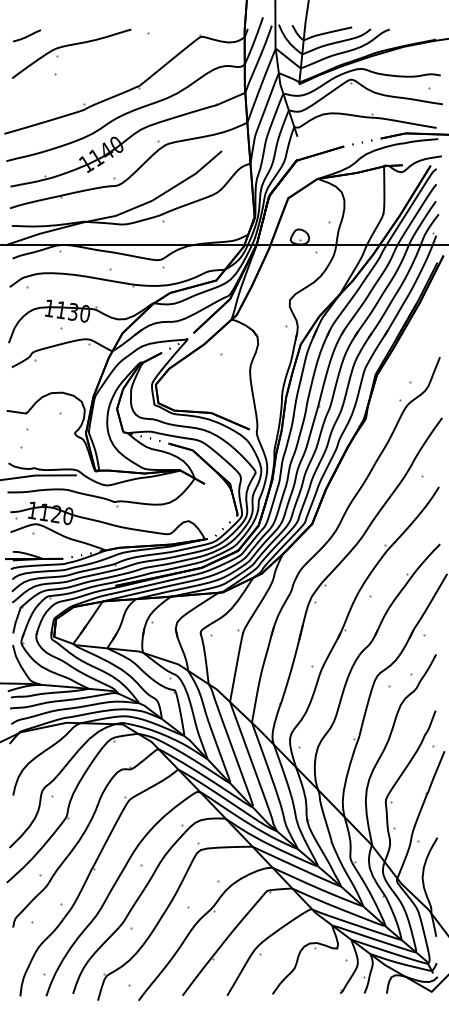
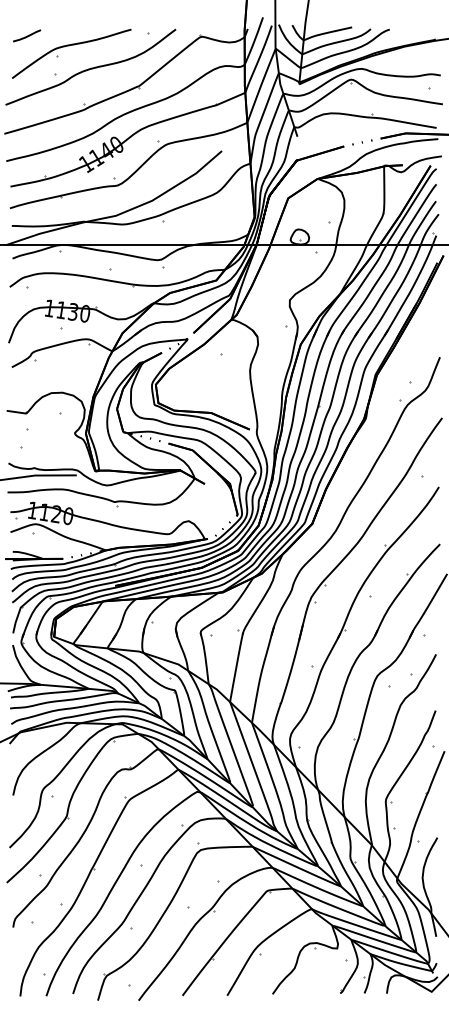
curve: none -> present (91, 67)
